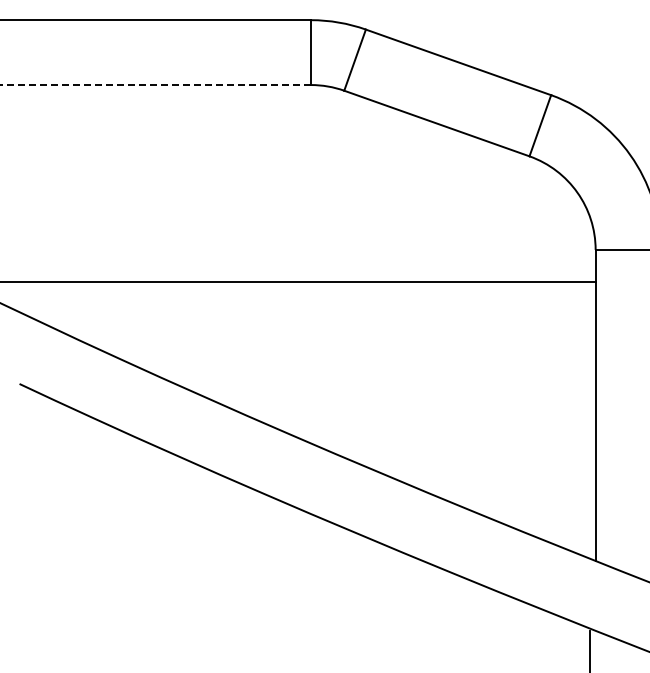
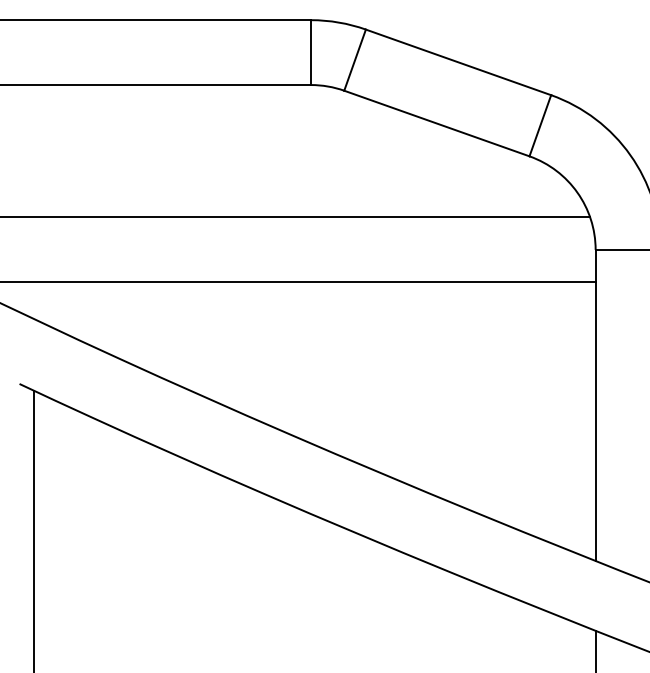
line: dashed -> solid (155, 85)
line: none -> present (296, 217)
line: none -> present (33, 529)
line position: (589, 649) -> (595, 649) (595, 649)
